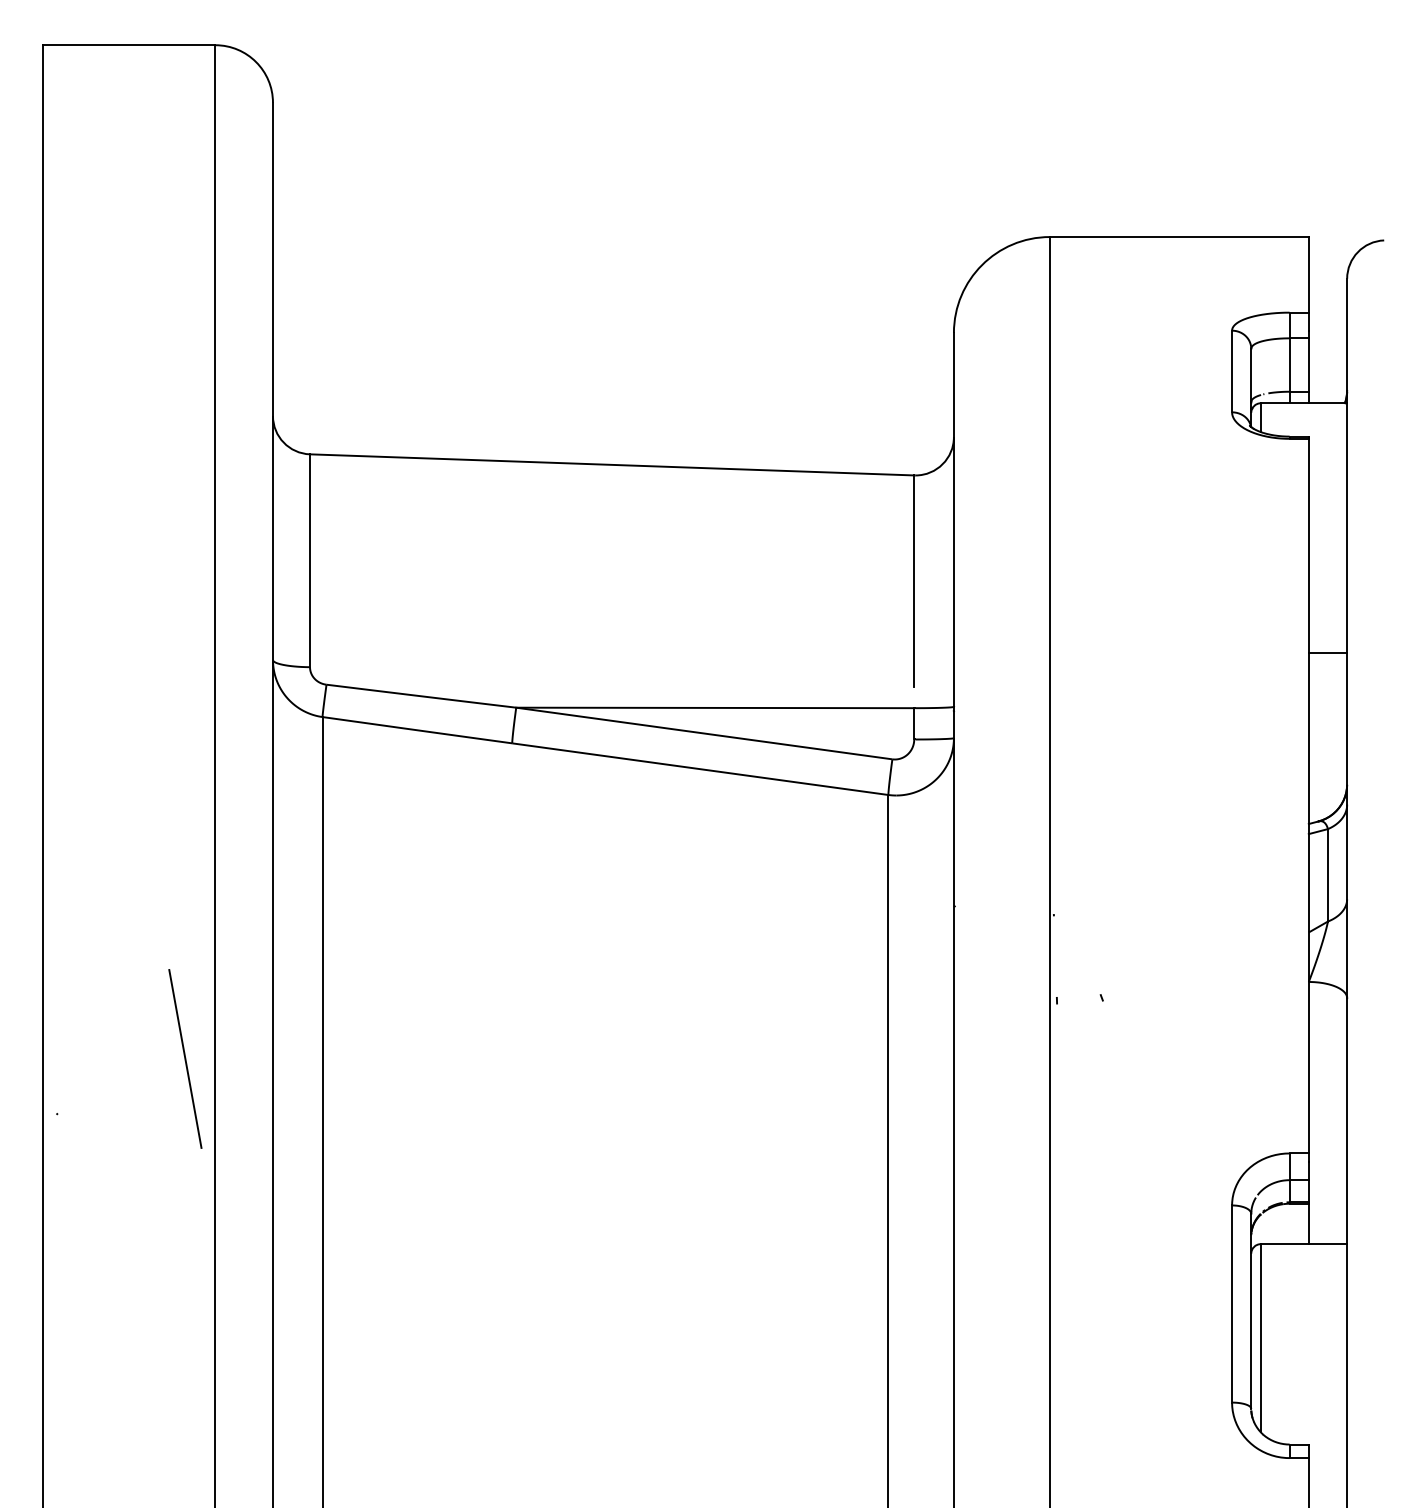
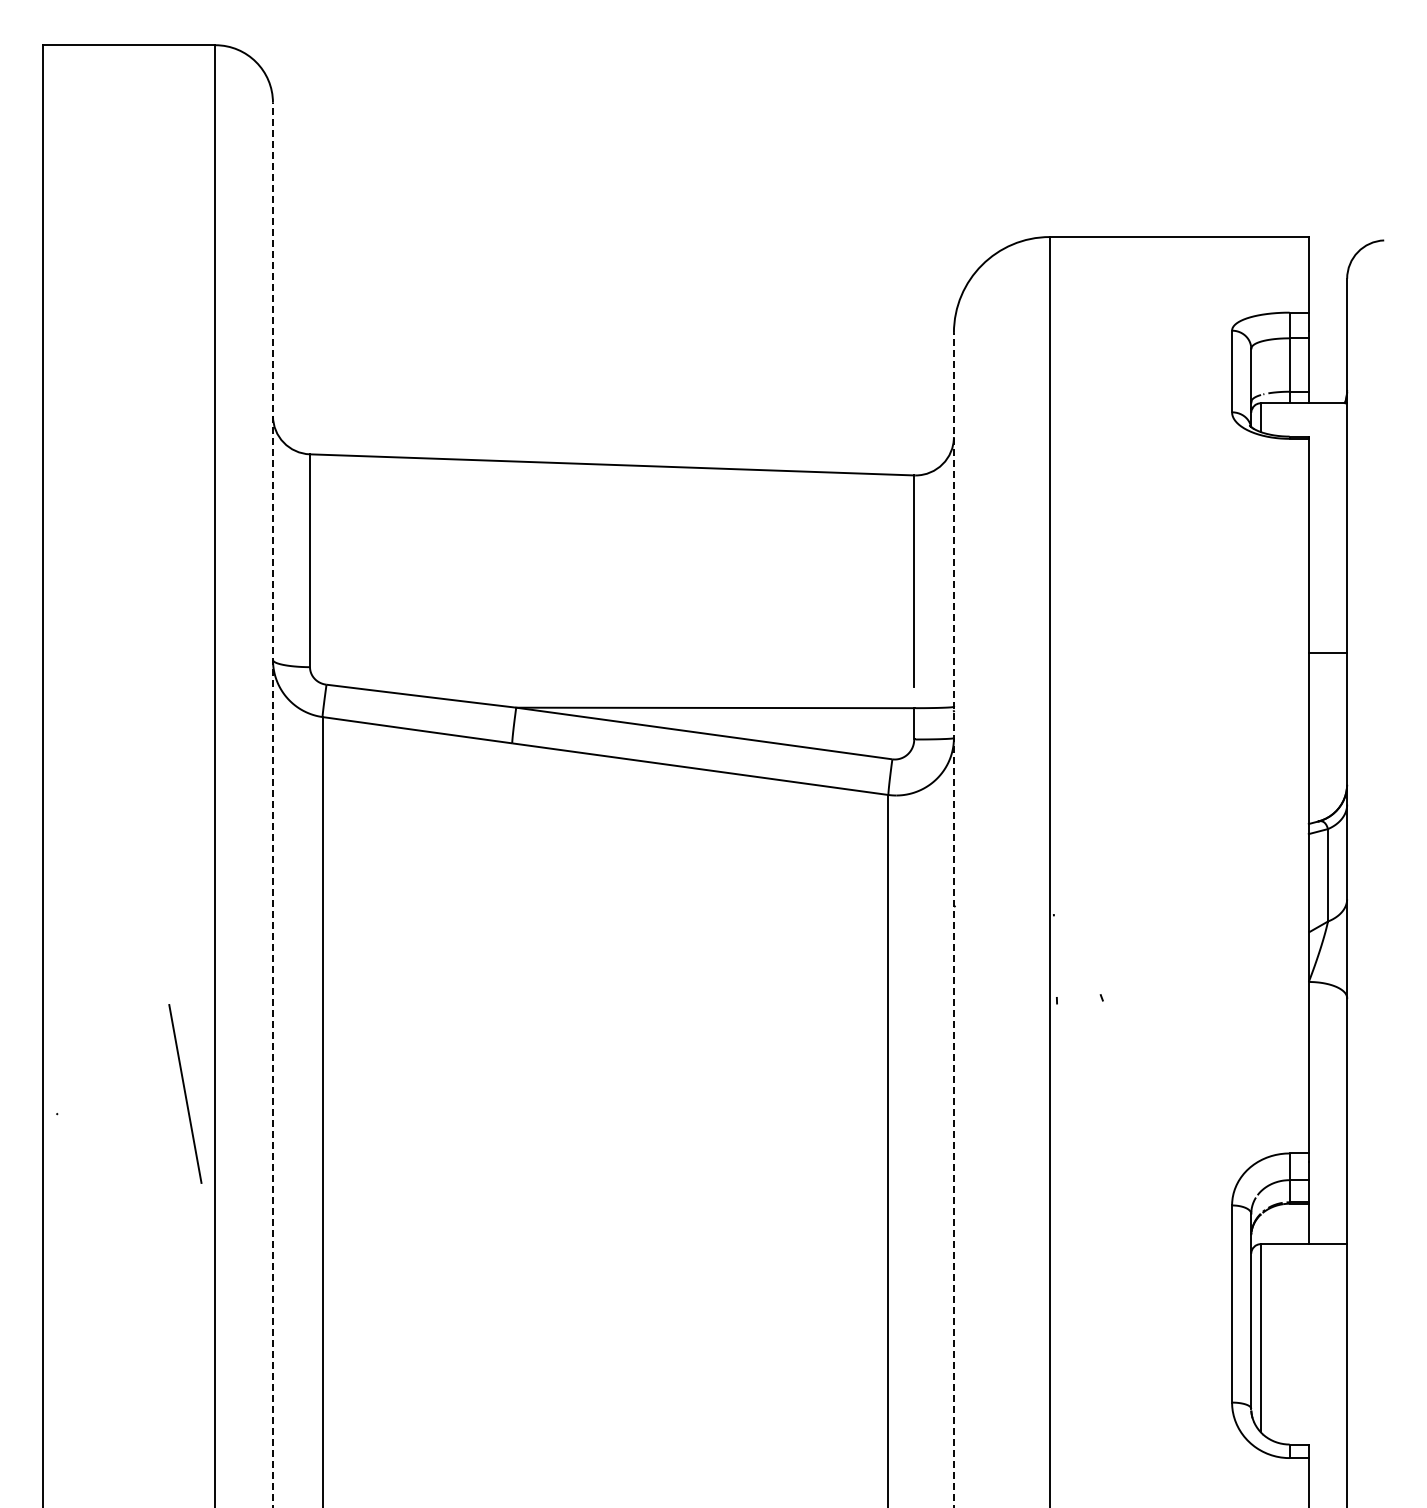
line: solid -> dashed (272, 804)
line: solid -> dashed (953, 919)
line position: (185, 1058) -> (185, 1093) (185, 1093)
